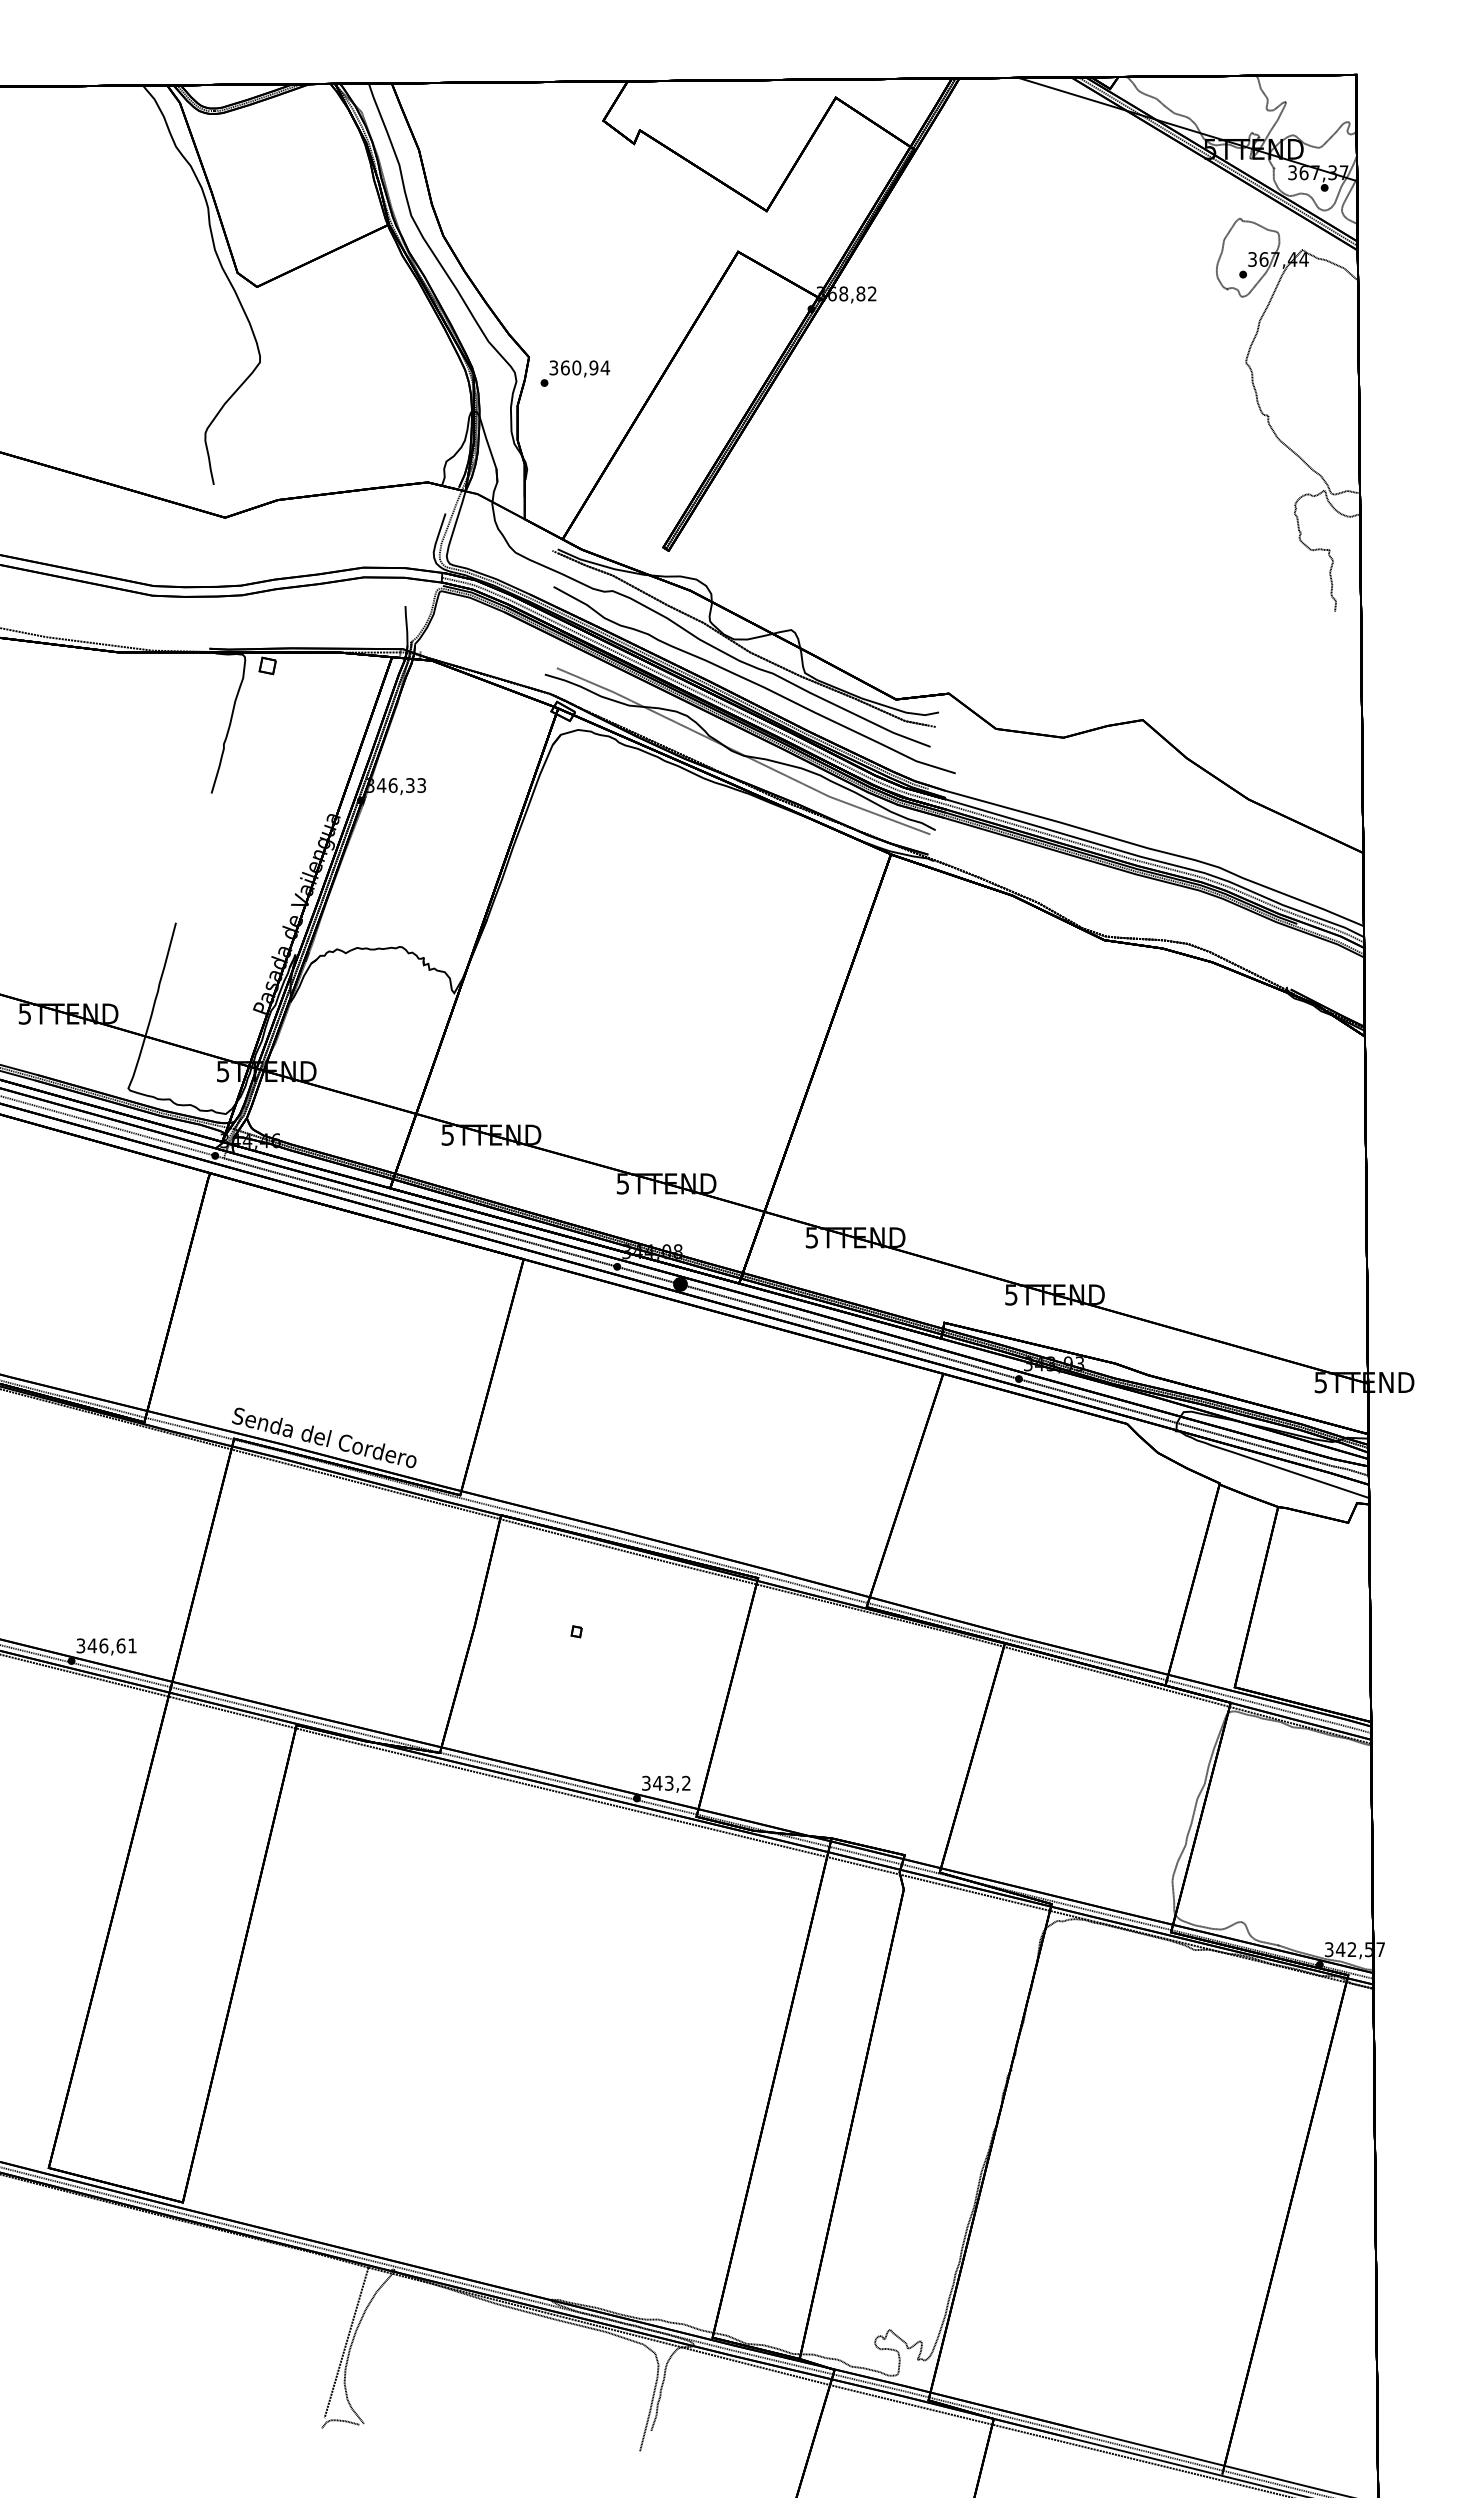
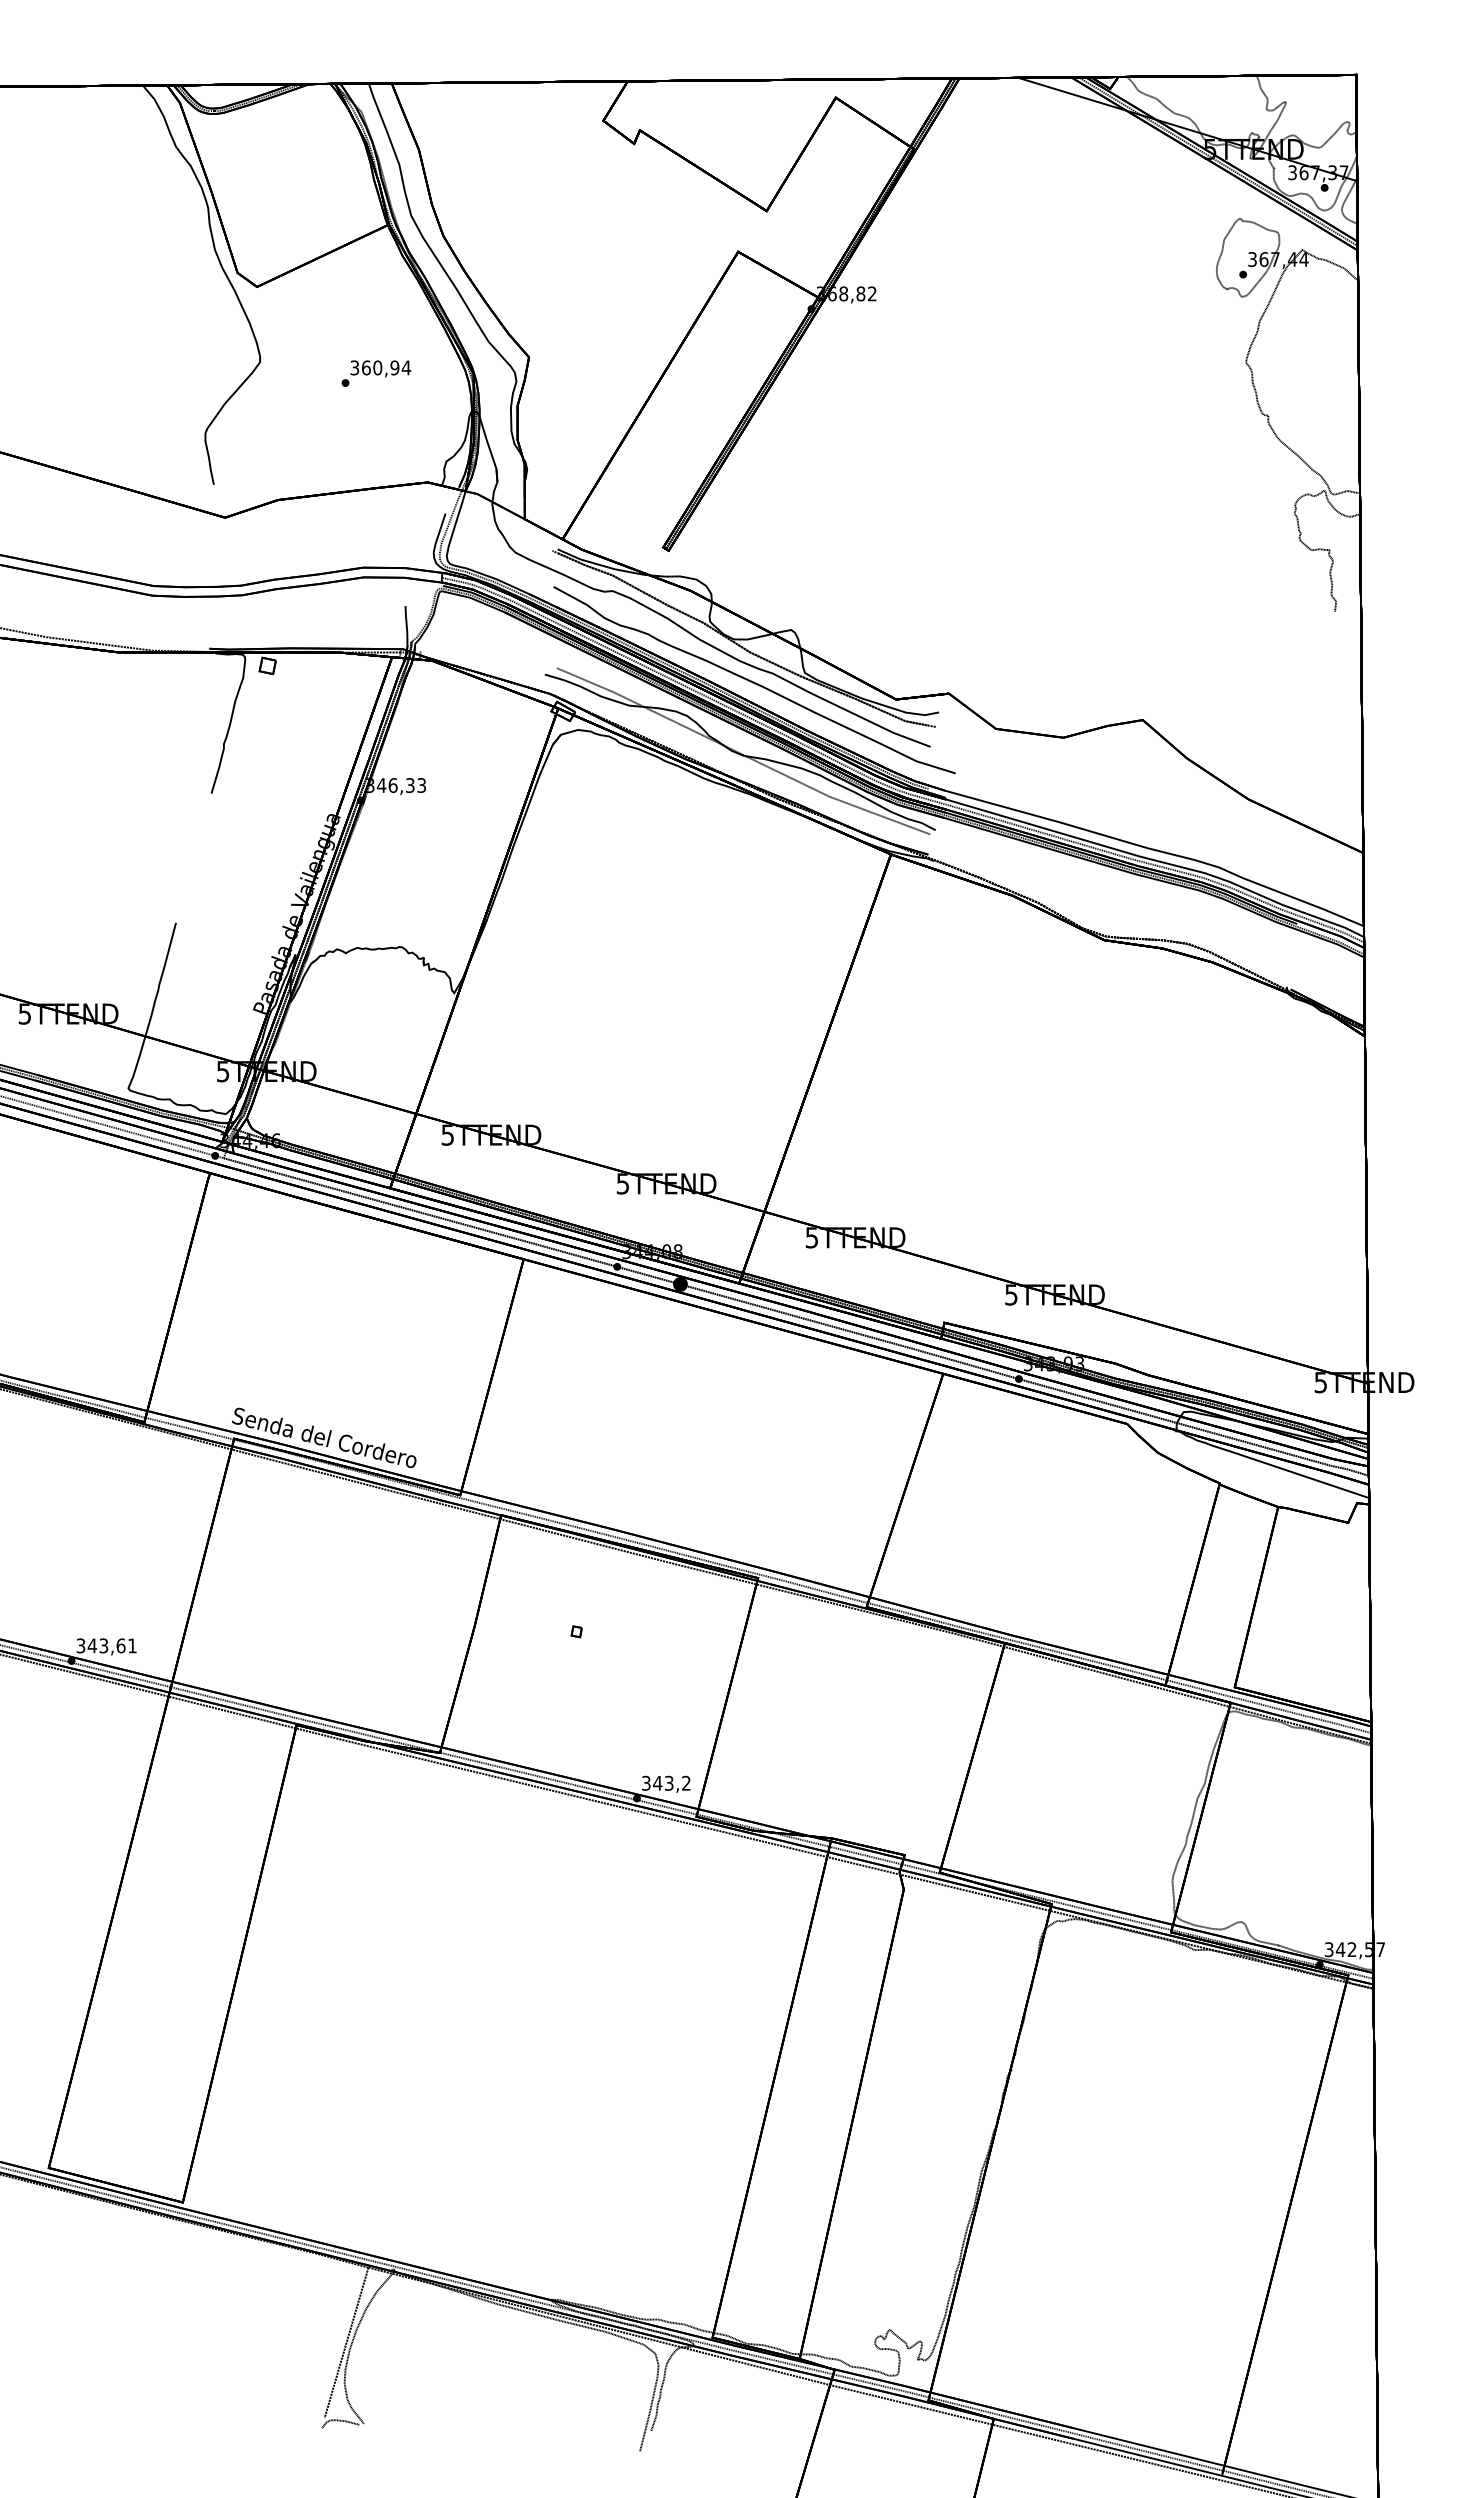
text position: (575, 373) -> (376, 373) (376, 373)
text: 346,61 -> 343,61 (103, 1645)
